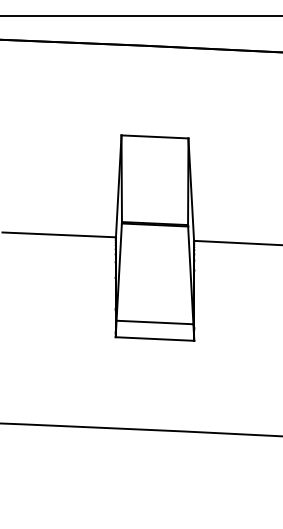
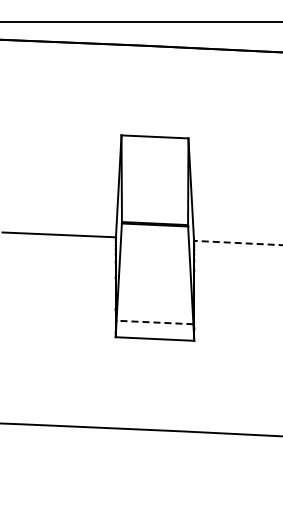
line position: (140, 15) -> (140, 21) (140, 21)
line: solid -> dashed (237, 243)
line: solid -> dashed (154, 322)
